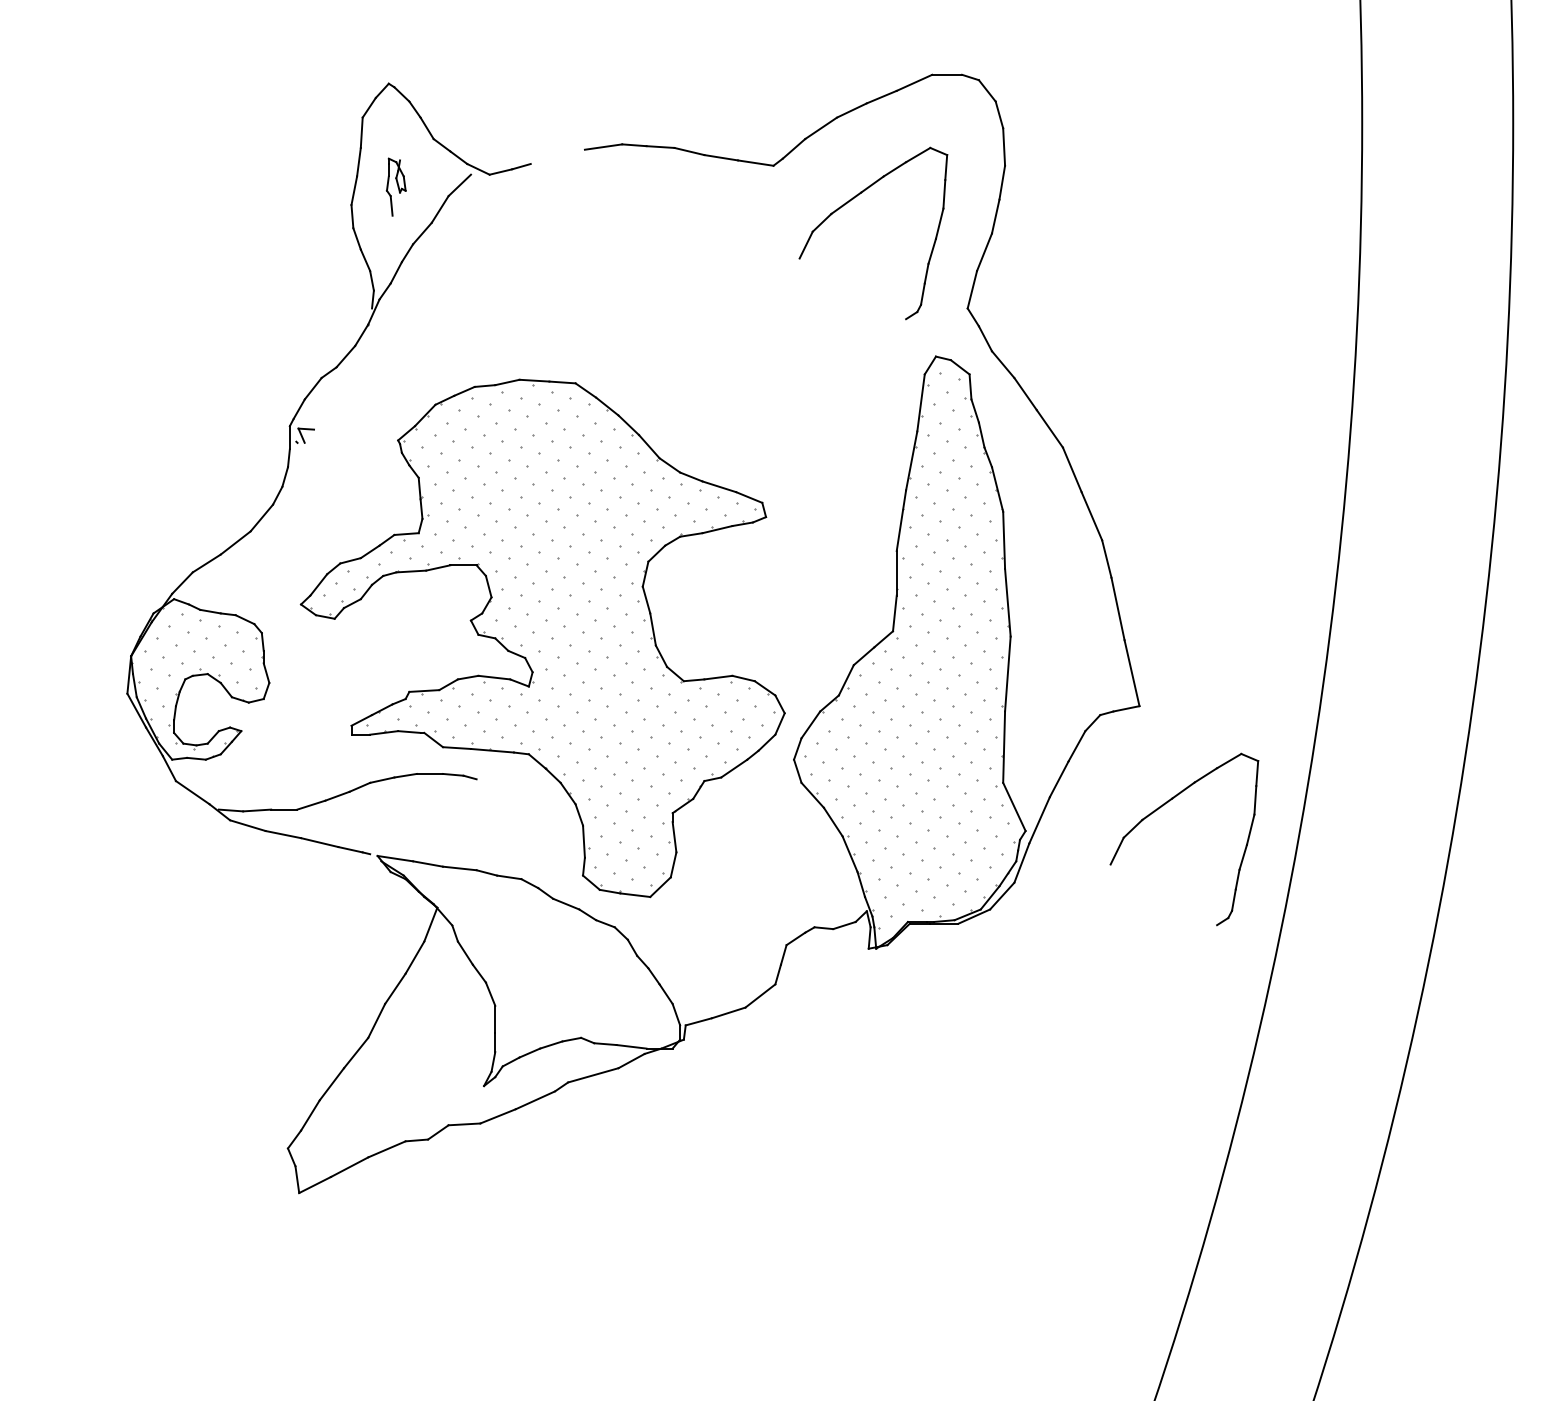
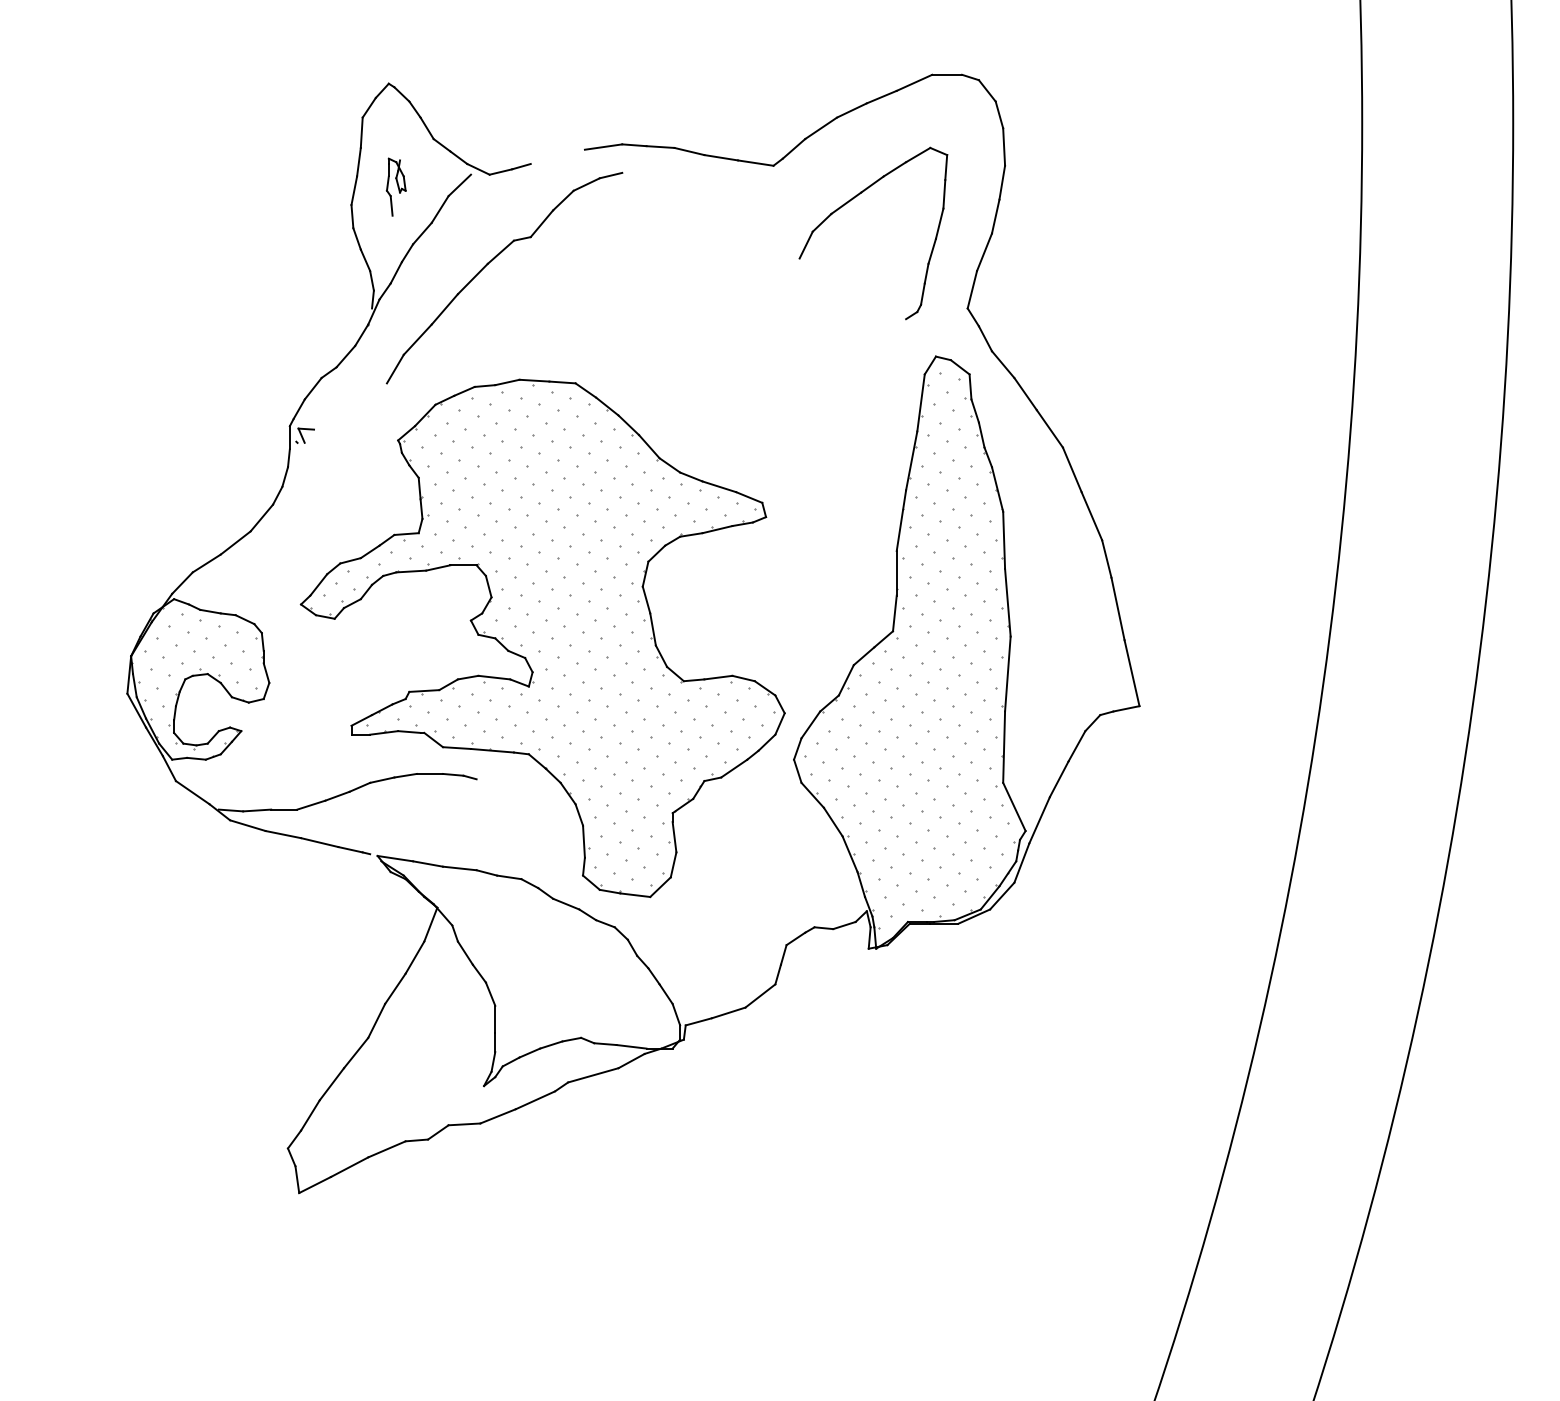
part: none -> present (493, 260)
part: present -> none (1160, 808)
